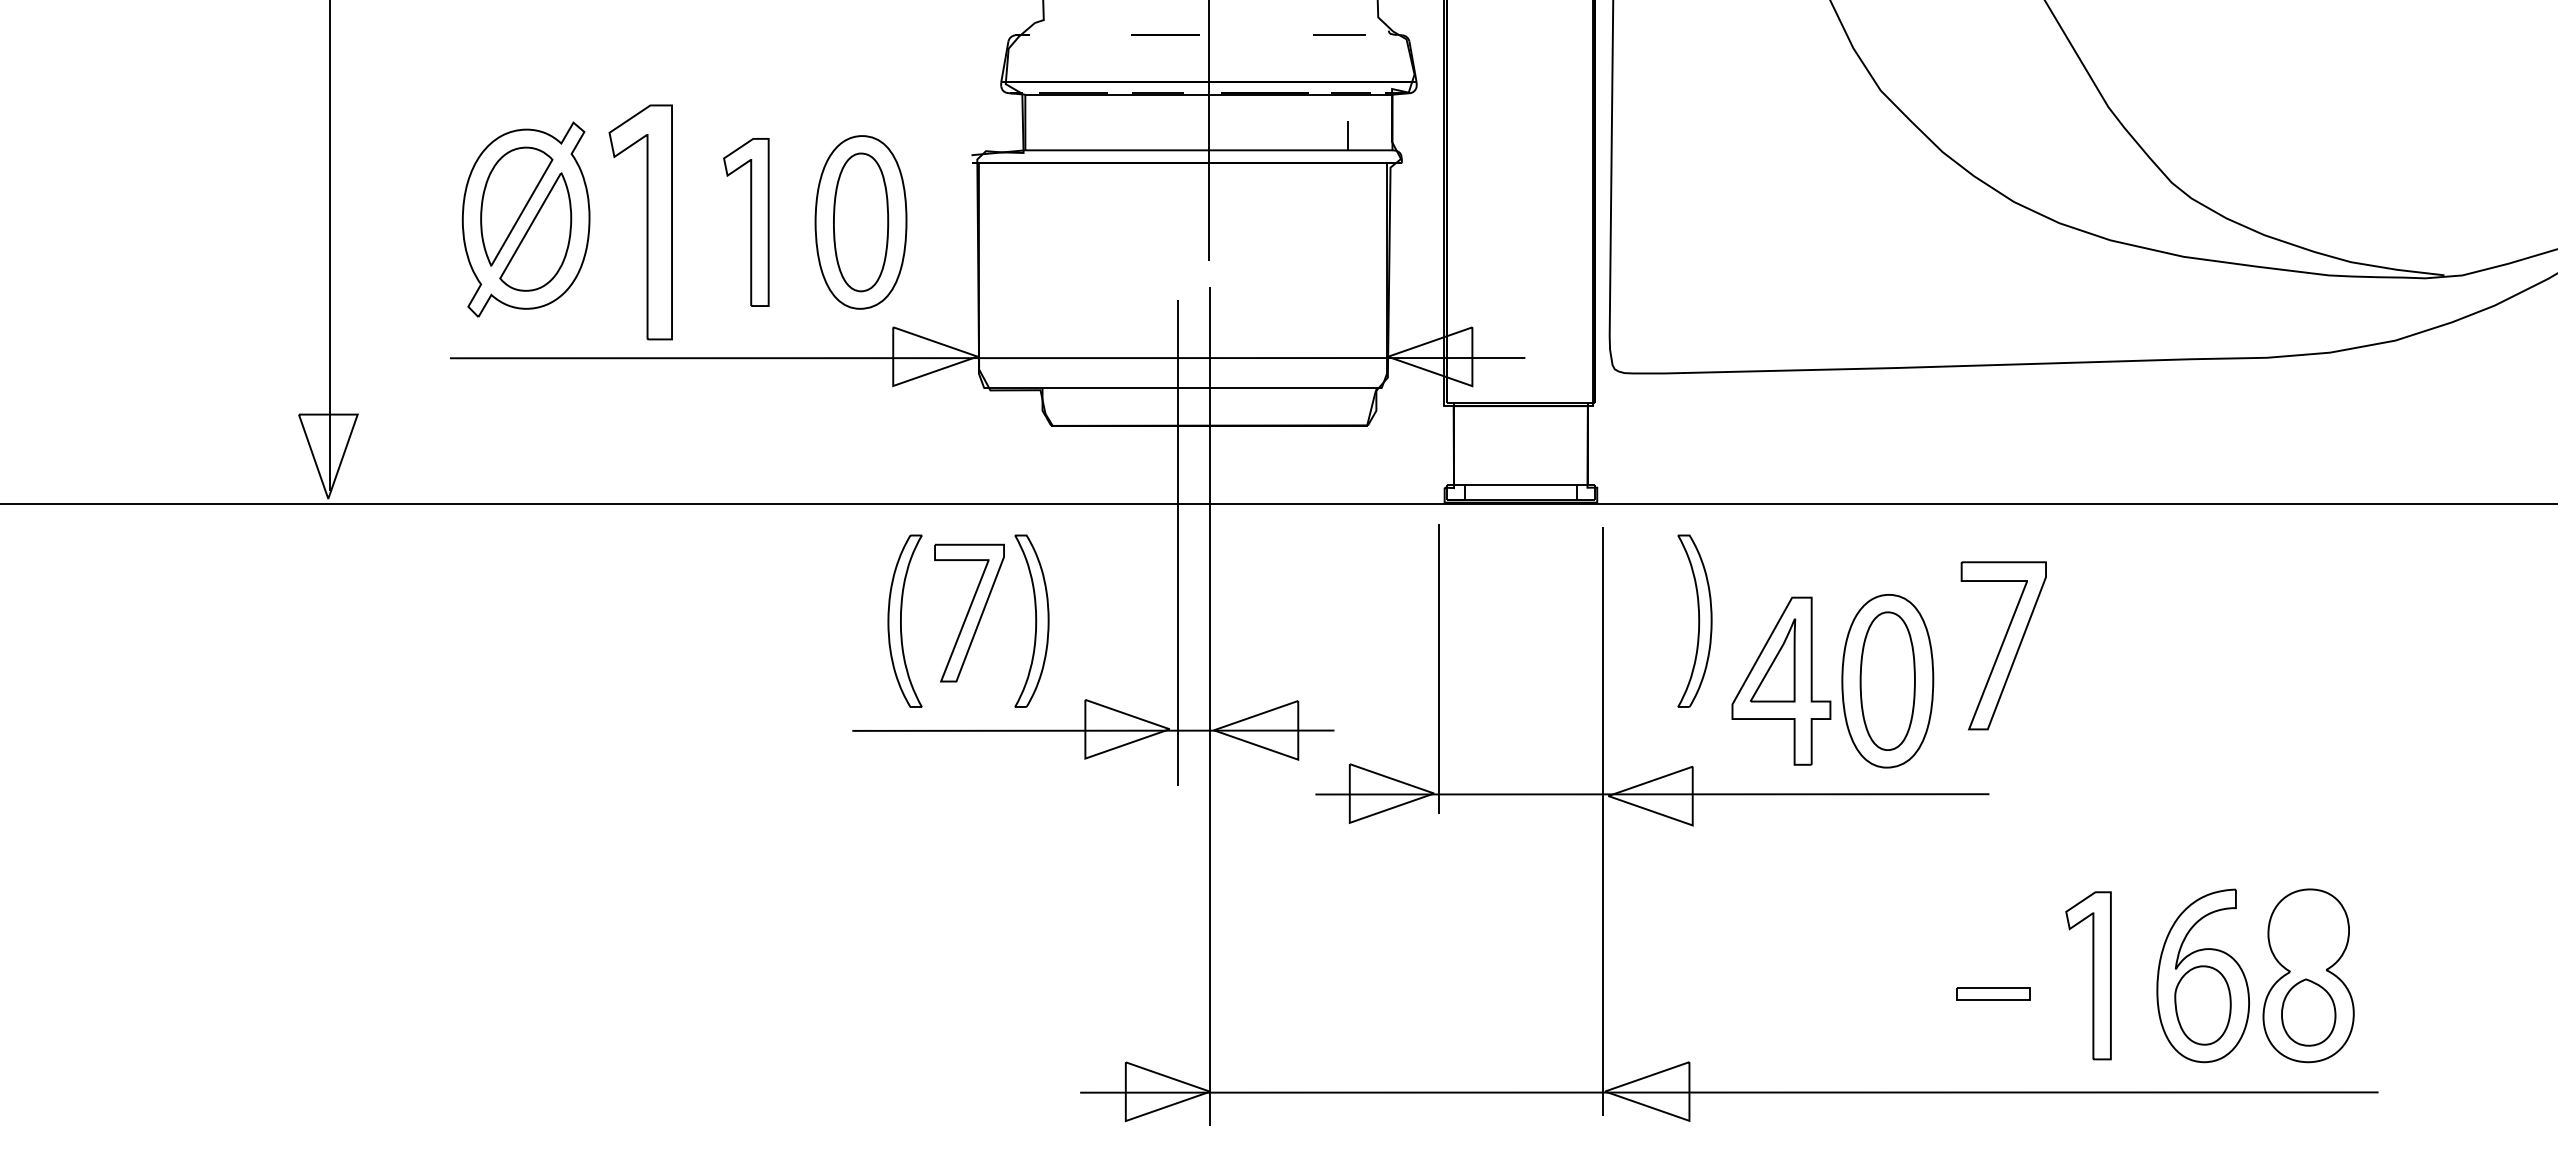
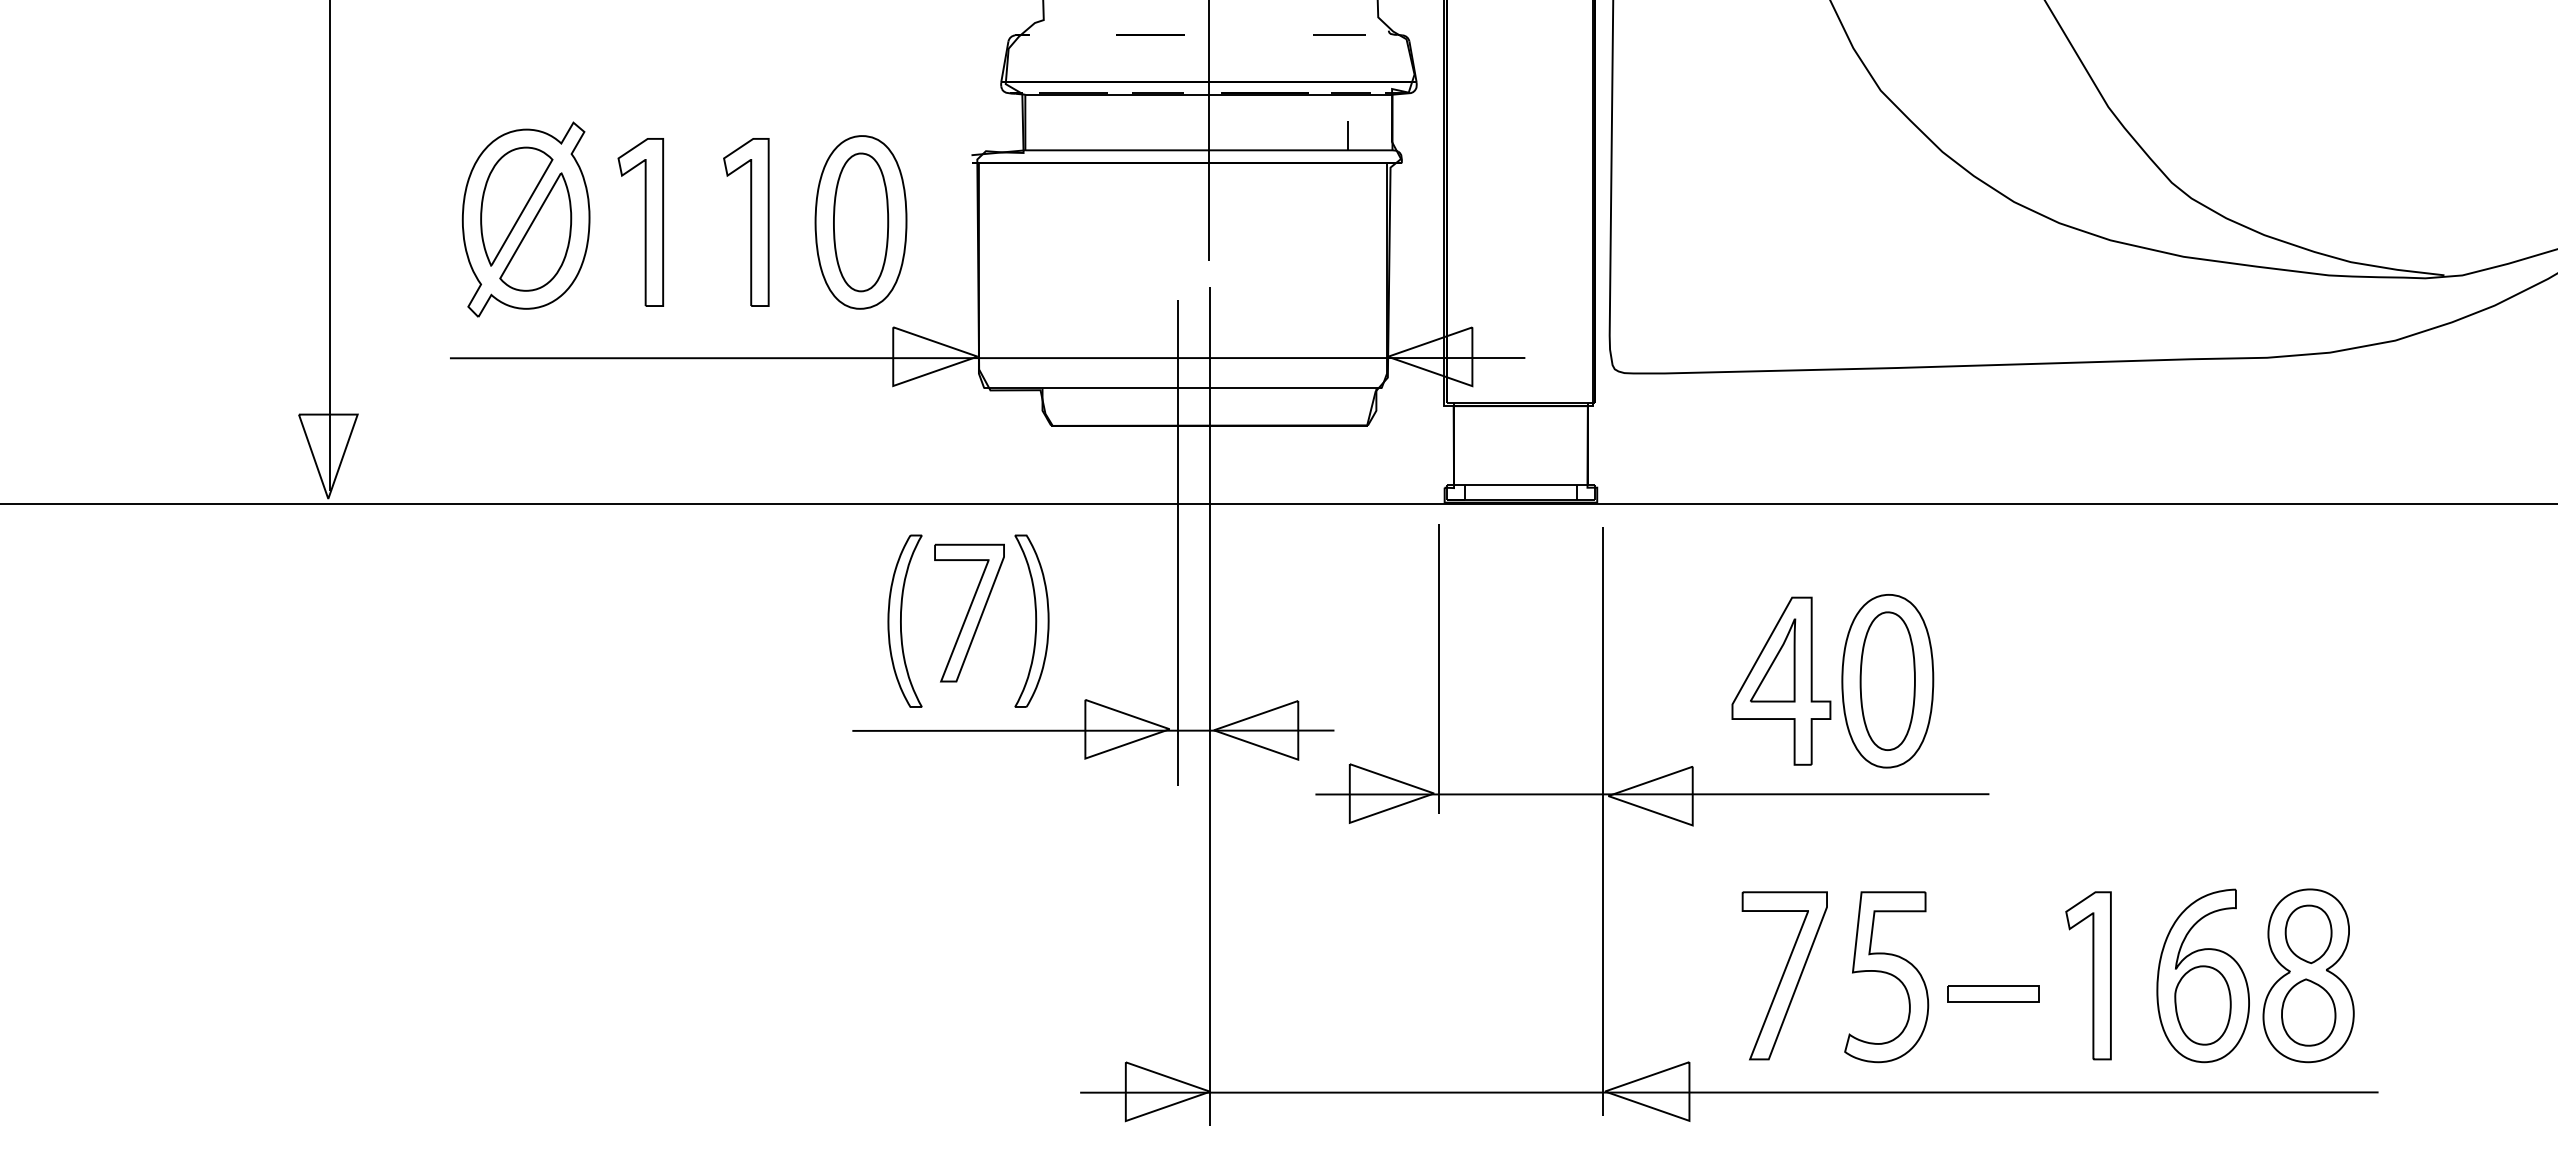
line position: (1165, 34) -> (1150, 34) (1150, 34)
part size: 65x237 px -> 48x169 px (640, 222)
part: present -> none (1694, 620)
part position: (2003, 645) -> (1784, 975) (1784, 975)
part: none -> present (2308, 934)
part: none -> present (1886, 977)
part size: 75x14 px -> 93x18 px (1993, 993)
